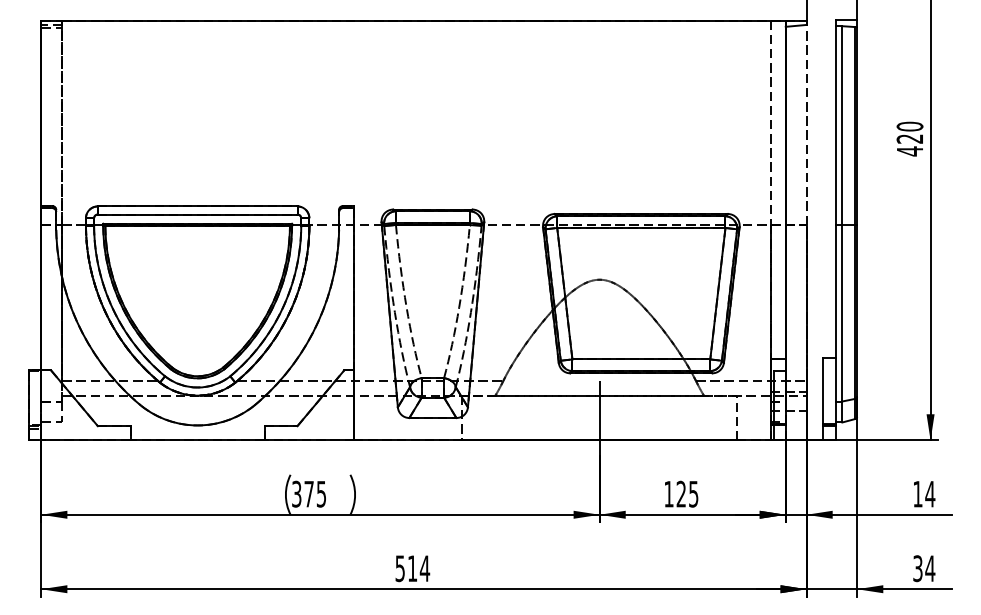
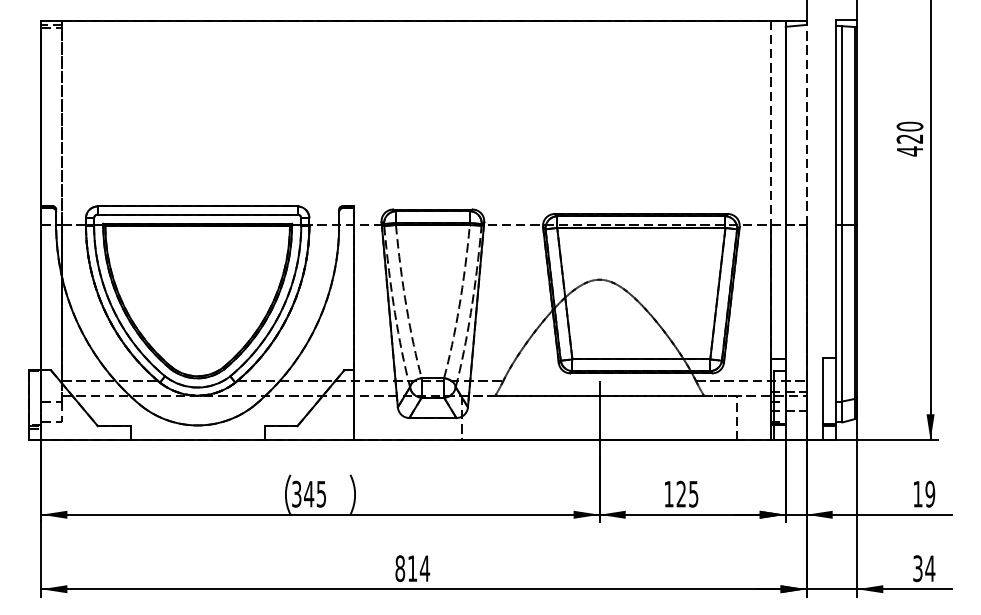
text: 14 -> 19 (930, 493)
text: 375 -> 345 (309, 494)
text: 514 -> 814 (400, 568)
